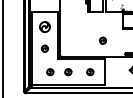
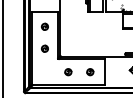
part size: 12x12 px -> 8x9 px (44, 26)
part: present -> none (102, 40)
part: present -> none (50, 72)
